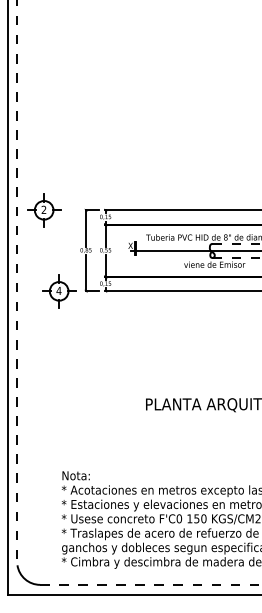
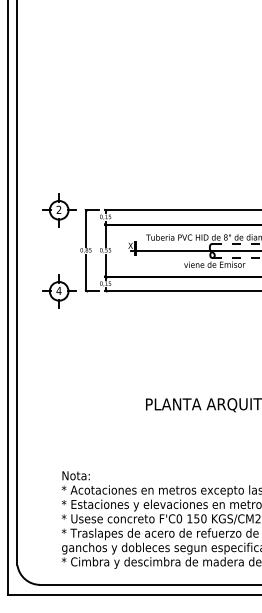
part position: (44, 210) -> (59, 210) (59, 210)
line: dashed -> solid (17, 283)
line: dashed -> solid (150, 584)
